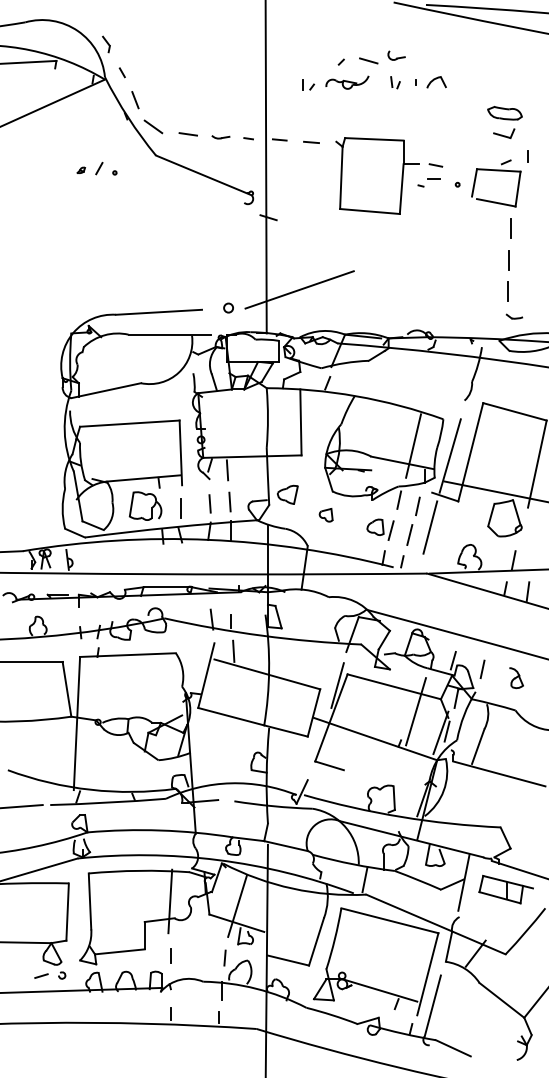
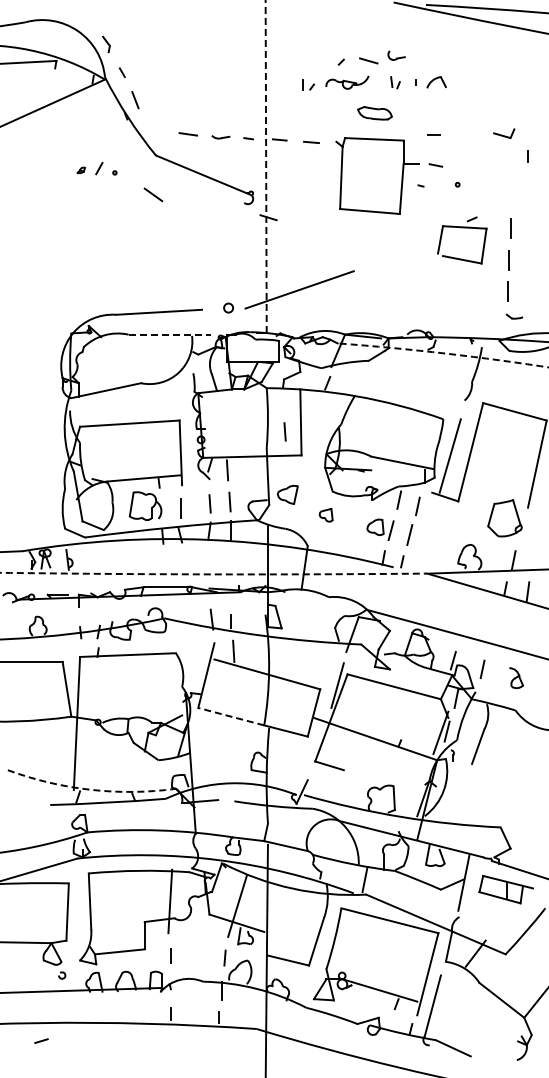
part position: (504, 113) -> (374, 113) (374, 113)
line position: (153, 126) -> (153, 194) (153, 194)
line: solid -> dashed (266, 167)
part position: (496, 171) -> (462, 228) (462, 228)
line position: (433, 178) -> (433, 134) (433, 134)
line: solid -> dashed (170, 334)
arc: solid -> dashed (443, 353)
line: none -> present (284, 431)
line: present -> none (413, 445)
line: present -> none (494, 491)
line: present -> none (430, 527)
arc: solid -> dashed (214, 574)
line: present -> none (415, 711)
line: solid -> dashed (230, 716)
line: present -> none (499, 773)
arc: solid -> dashed (90, 789)
line: present -> none (22, 806)
line position: (41, 975) -> (41, 1040) (41, 1040)
